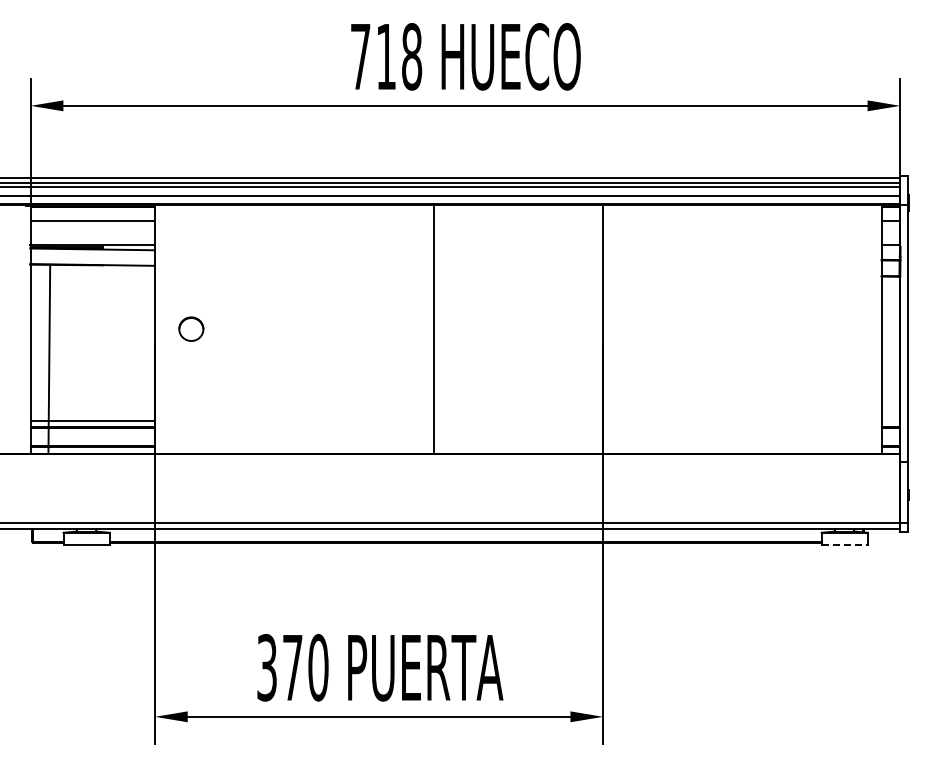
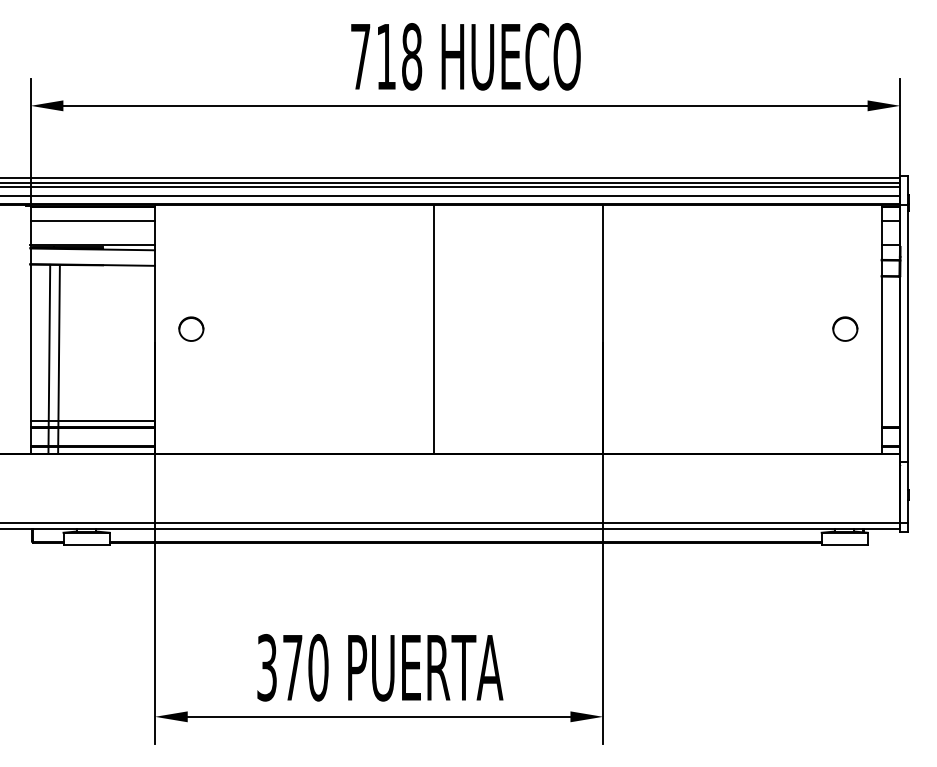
part: none -> present (845, 328)
line: none -> present (58, 358)
line: dashed -> solid (845, 544)
